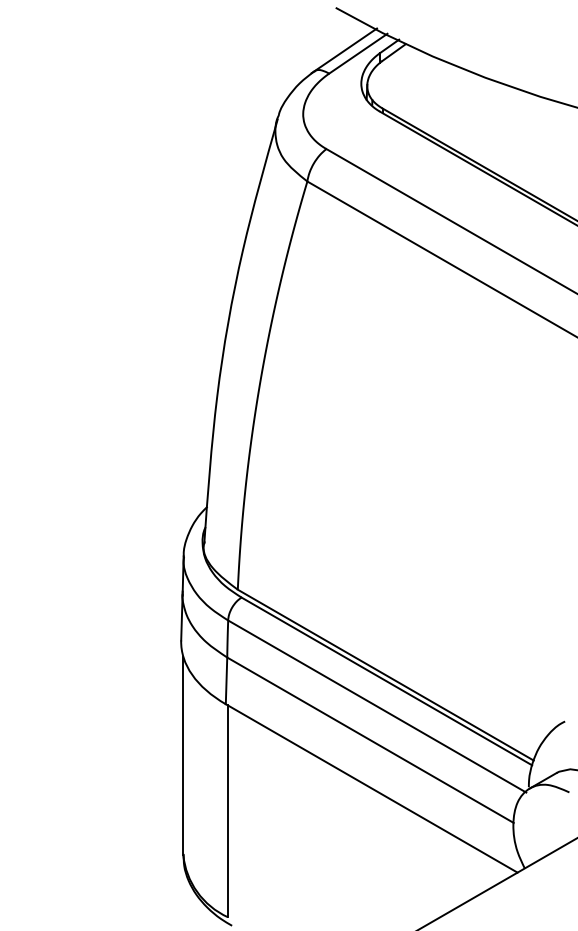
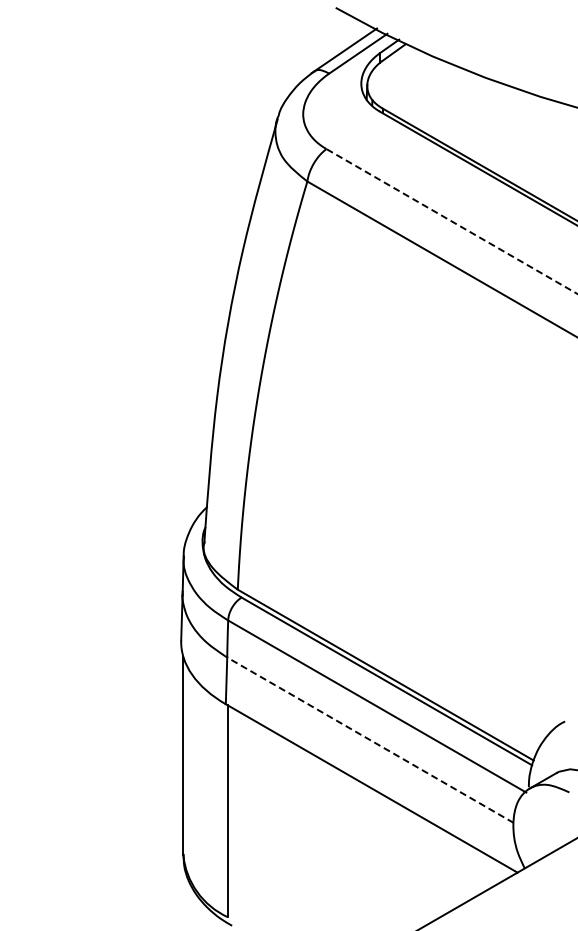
line: solid -> dashed (451, 221)
line: solid -> dashed (370, 740)
